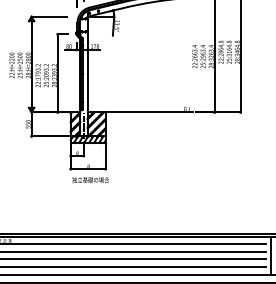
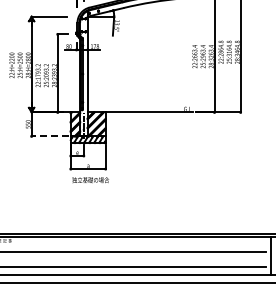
line: solid -> dashed (50, 136)
line: present -> none (133, 244)
line: present -> none (133, 259)
